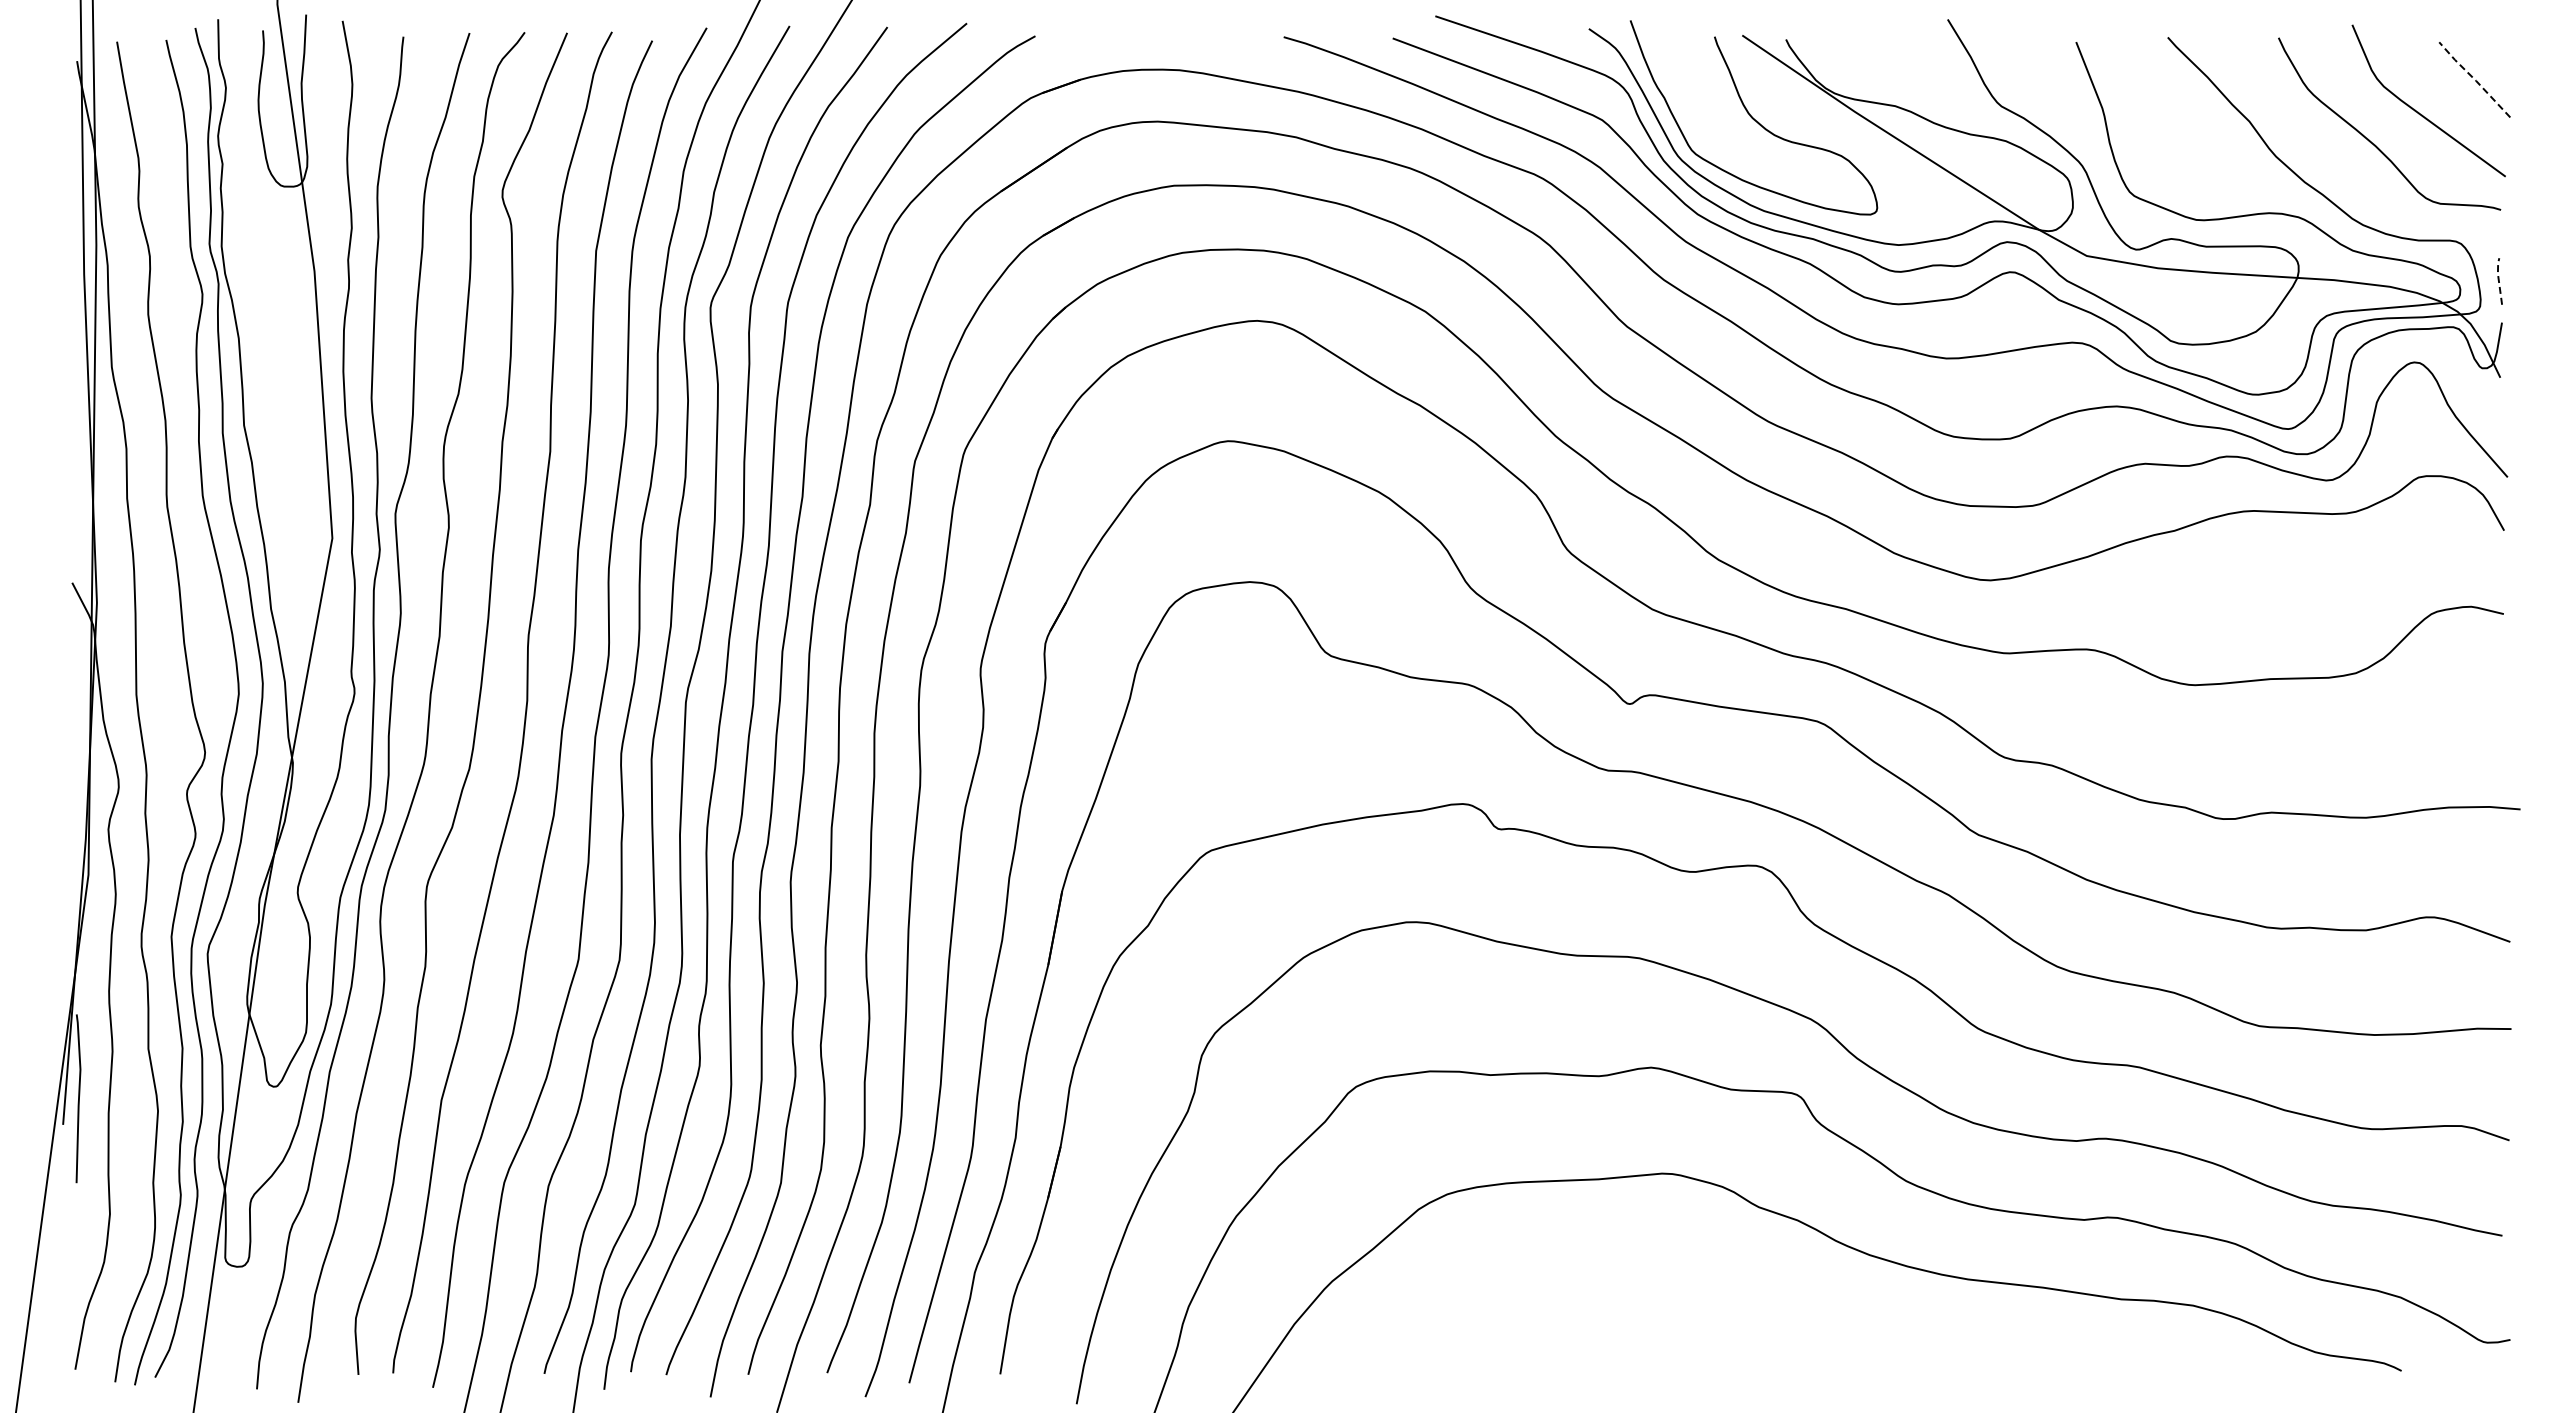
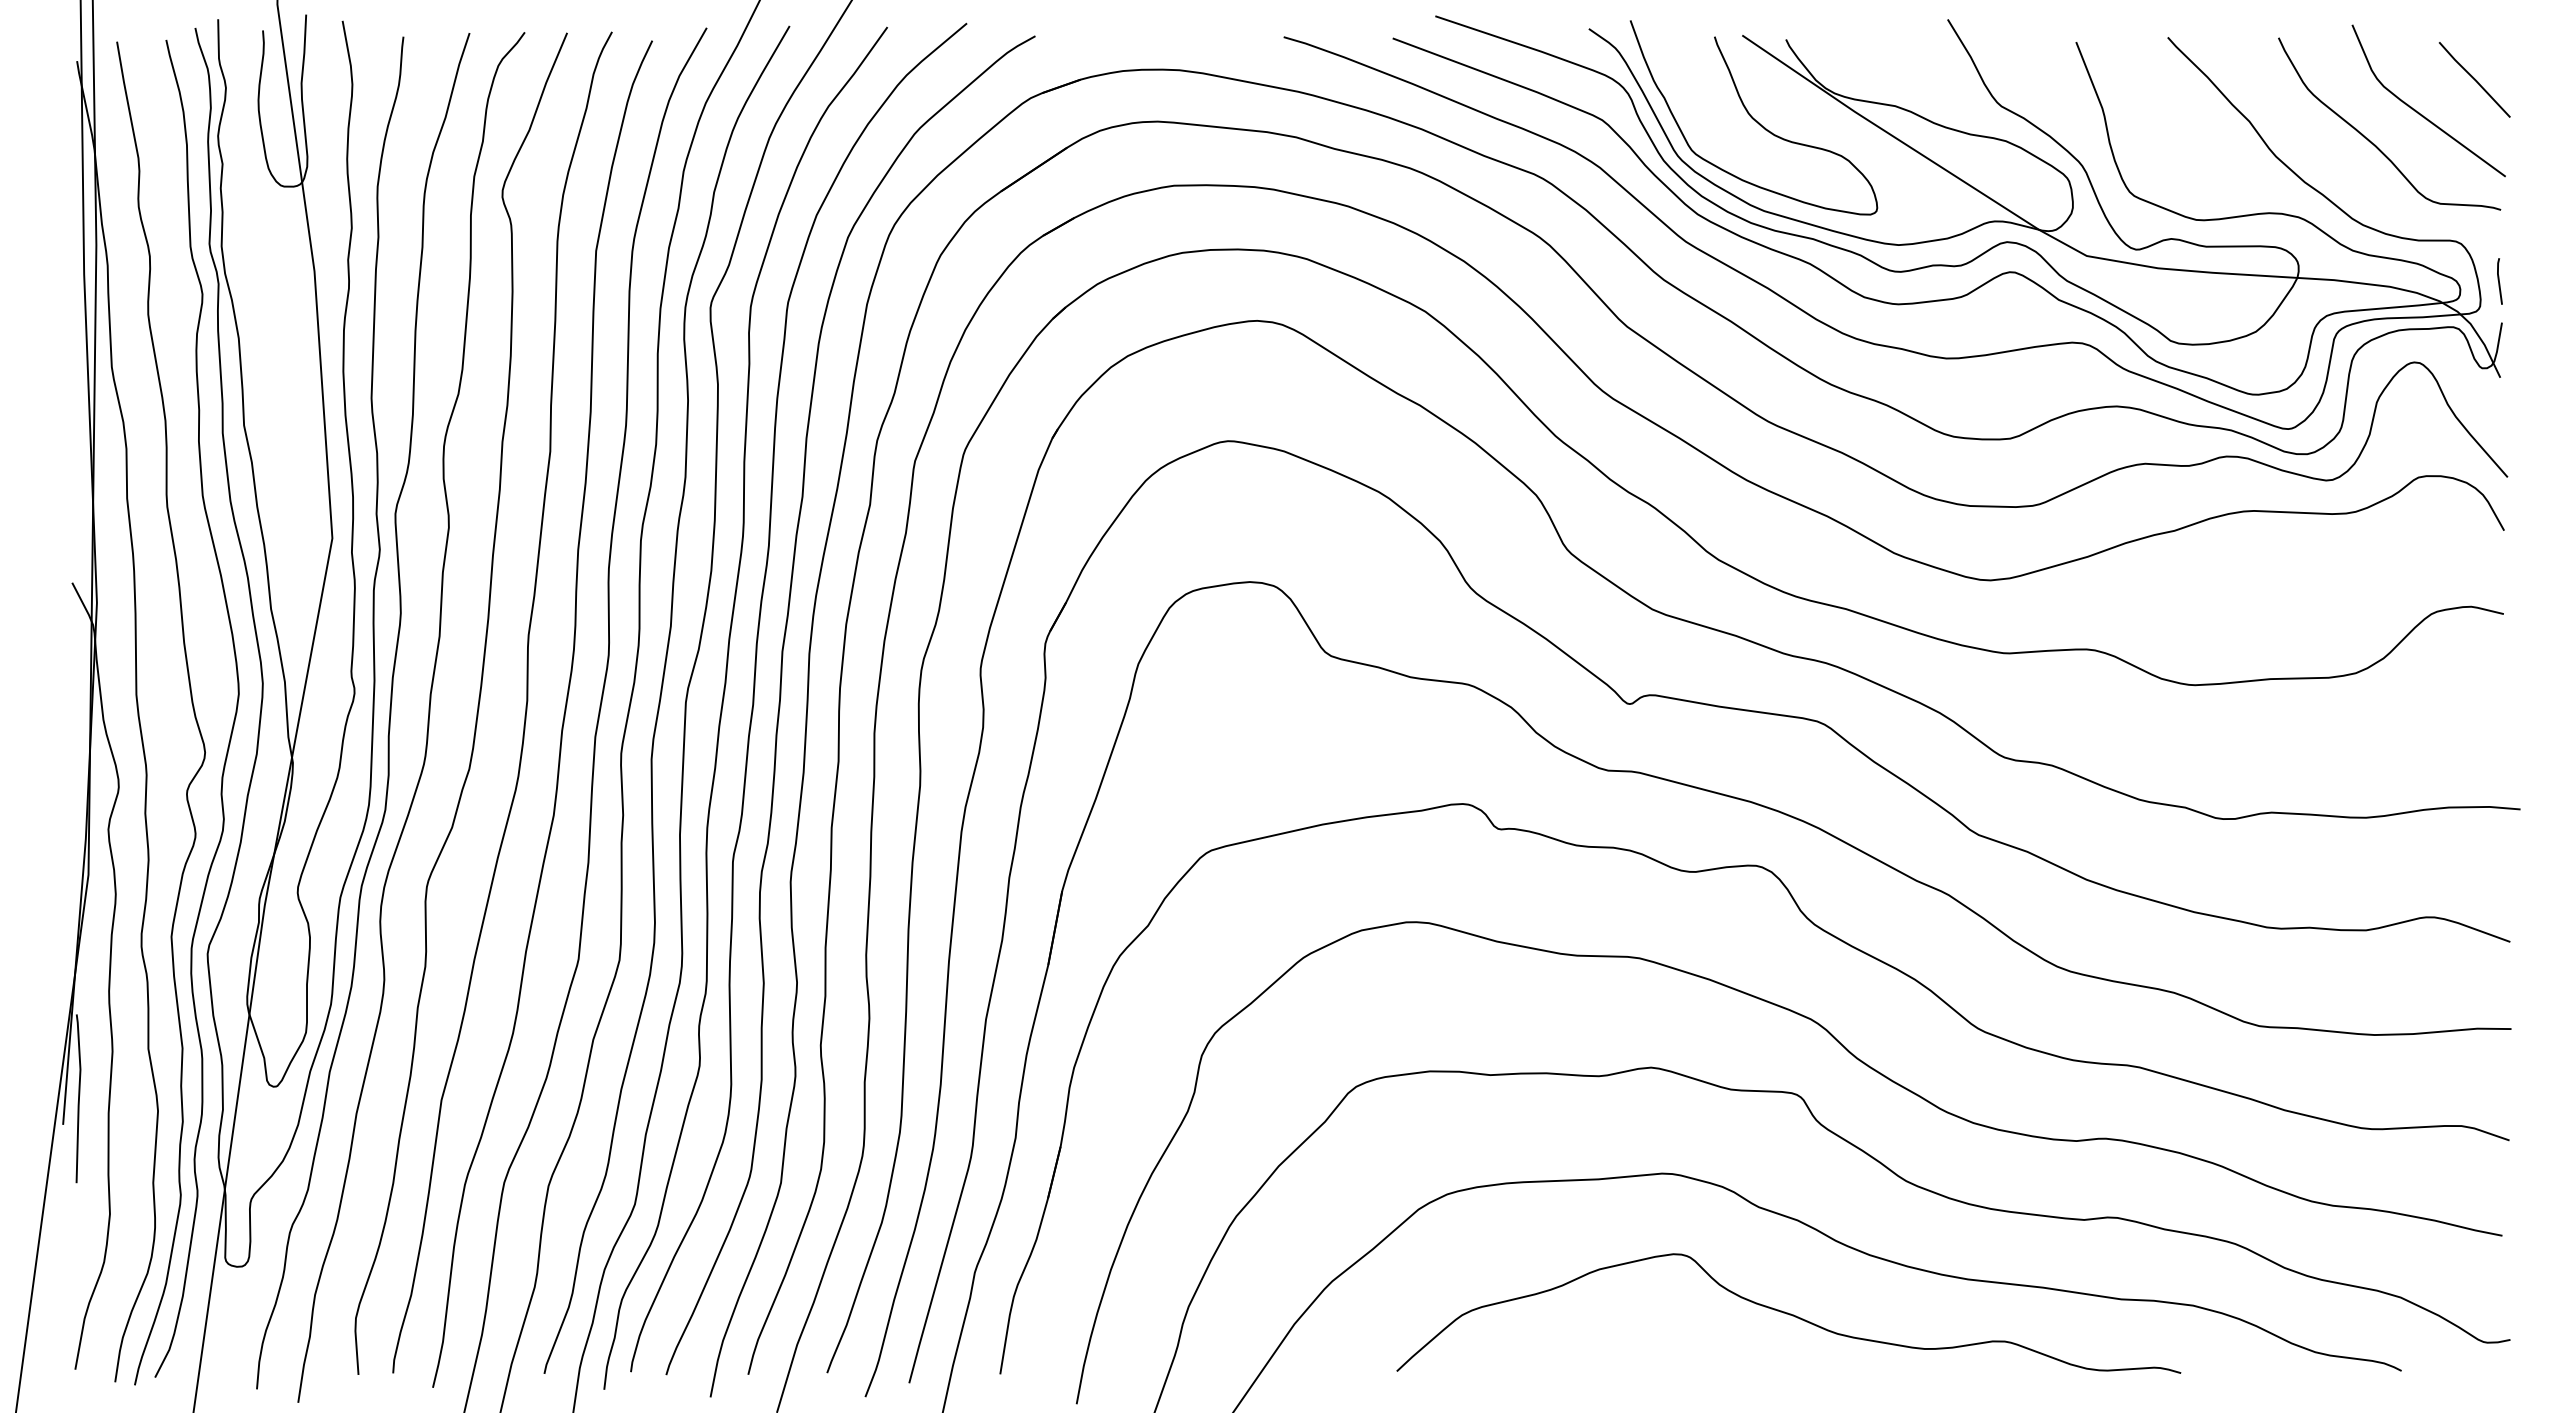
line: dashed -> solid (2474, 79)
line: dashed -> solid (2498, 279)
curve: none -> present (1788, 1313)
